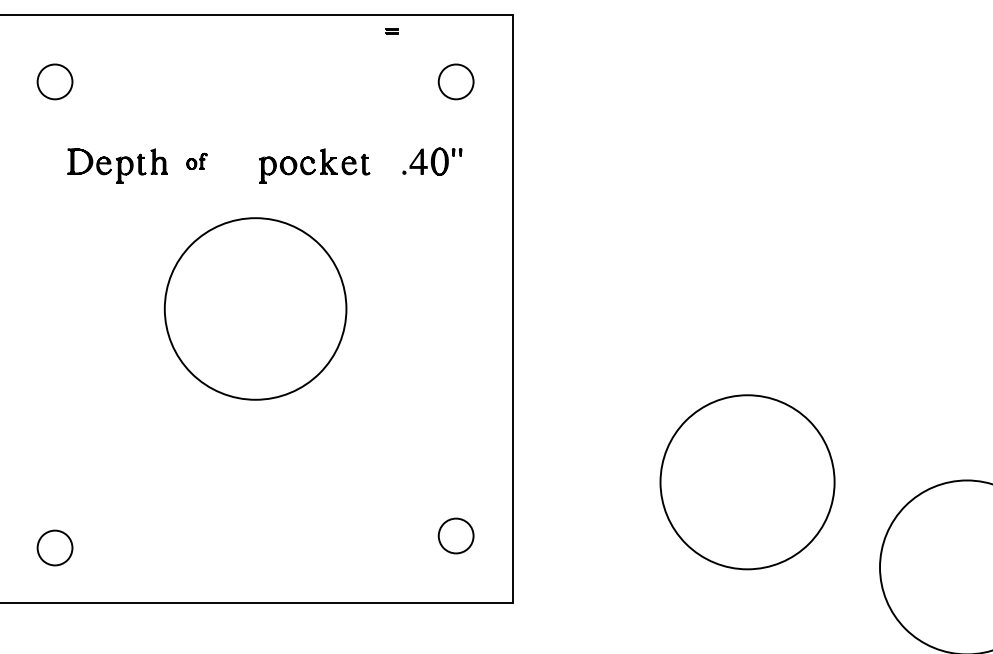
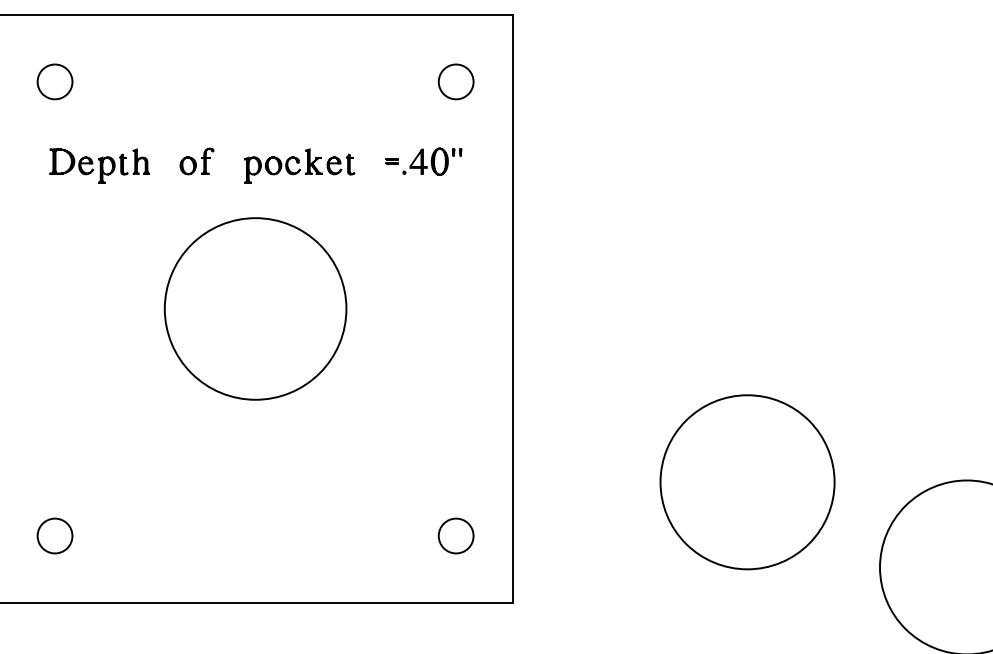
part position: (391, 31) -> (391, 161) (391, 161)
part size: 22x18 px -> 36x29 px (196, 161)
part position: (117, 165) -> (99, 165) (99, 165)
part position: (314, 165) -> (299, 165) (299, 165)
part position: (54, 547) -> (54, 535) (54, 535)
